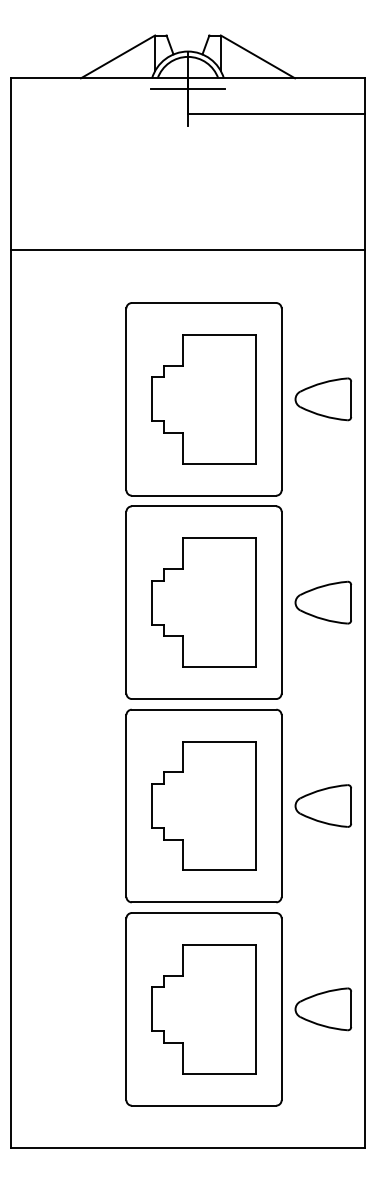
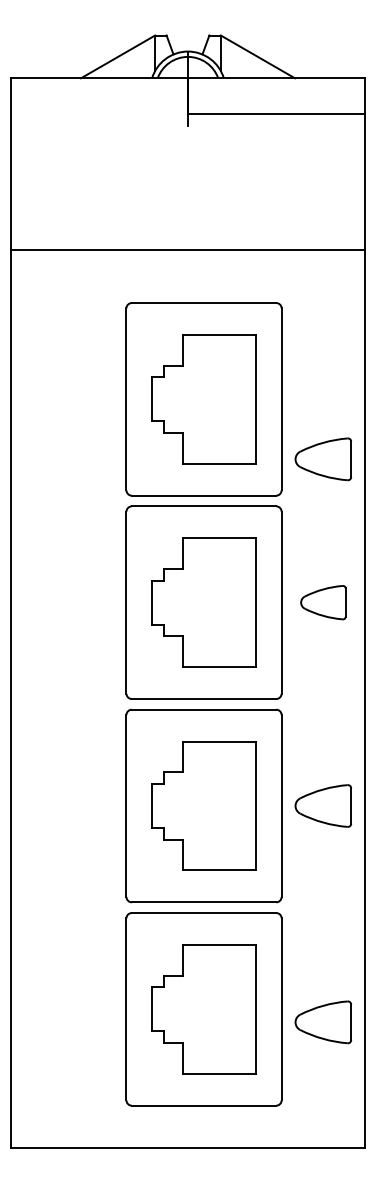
line: present -> none (187, 89)
part position: (322, 399) -> (322, 459) (322, 459)
part size: 59x45 px -> 47x36 px (323, 602)
part position: (322, 1009) -> (322, 1022) (322, 1022)
